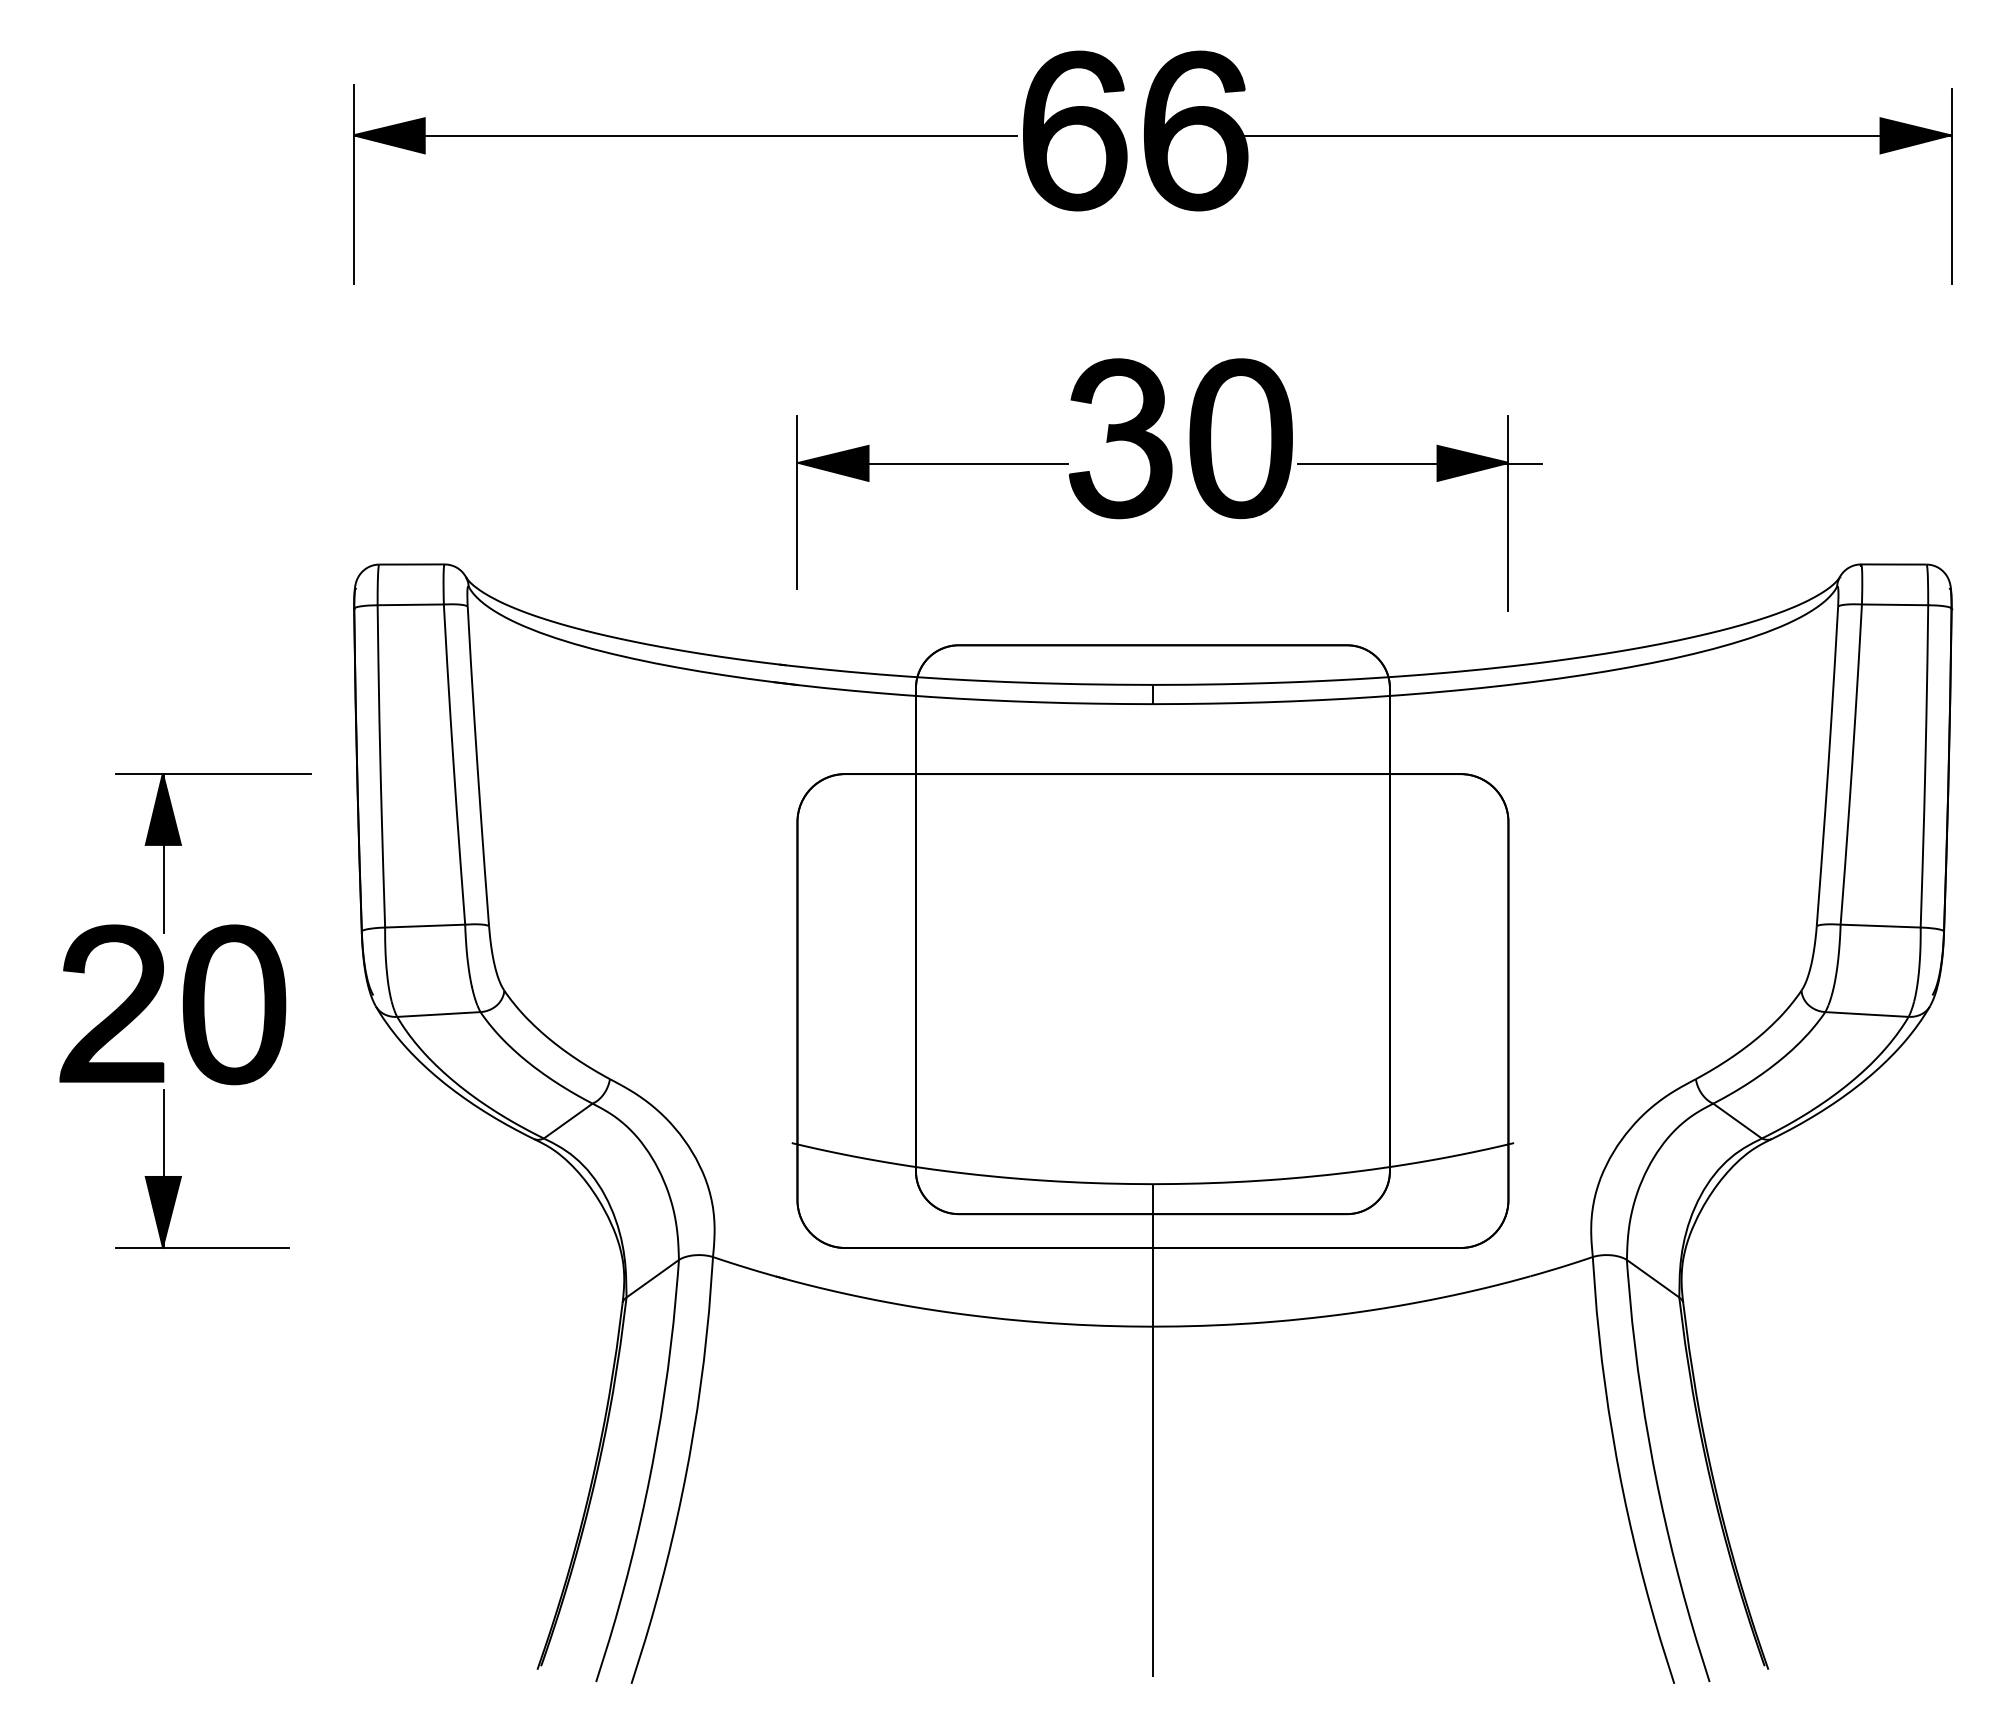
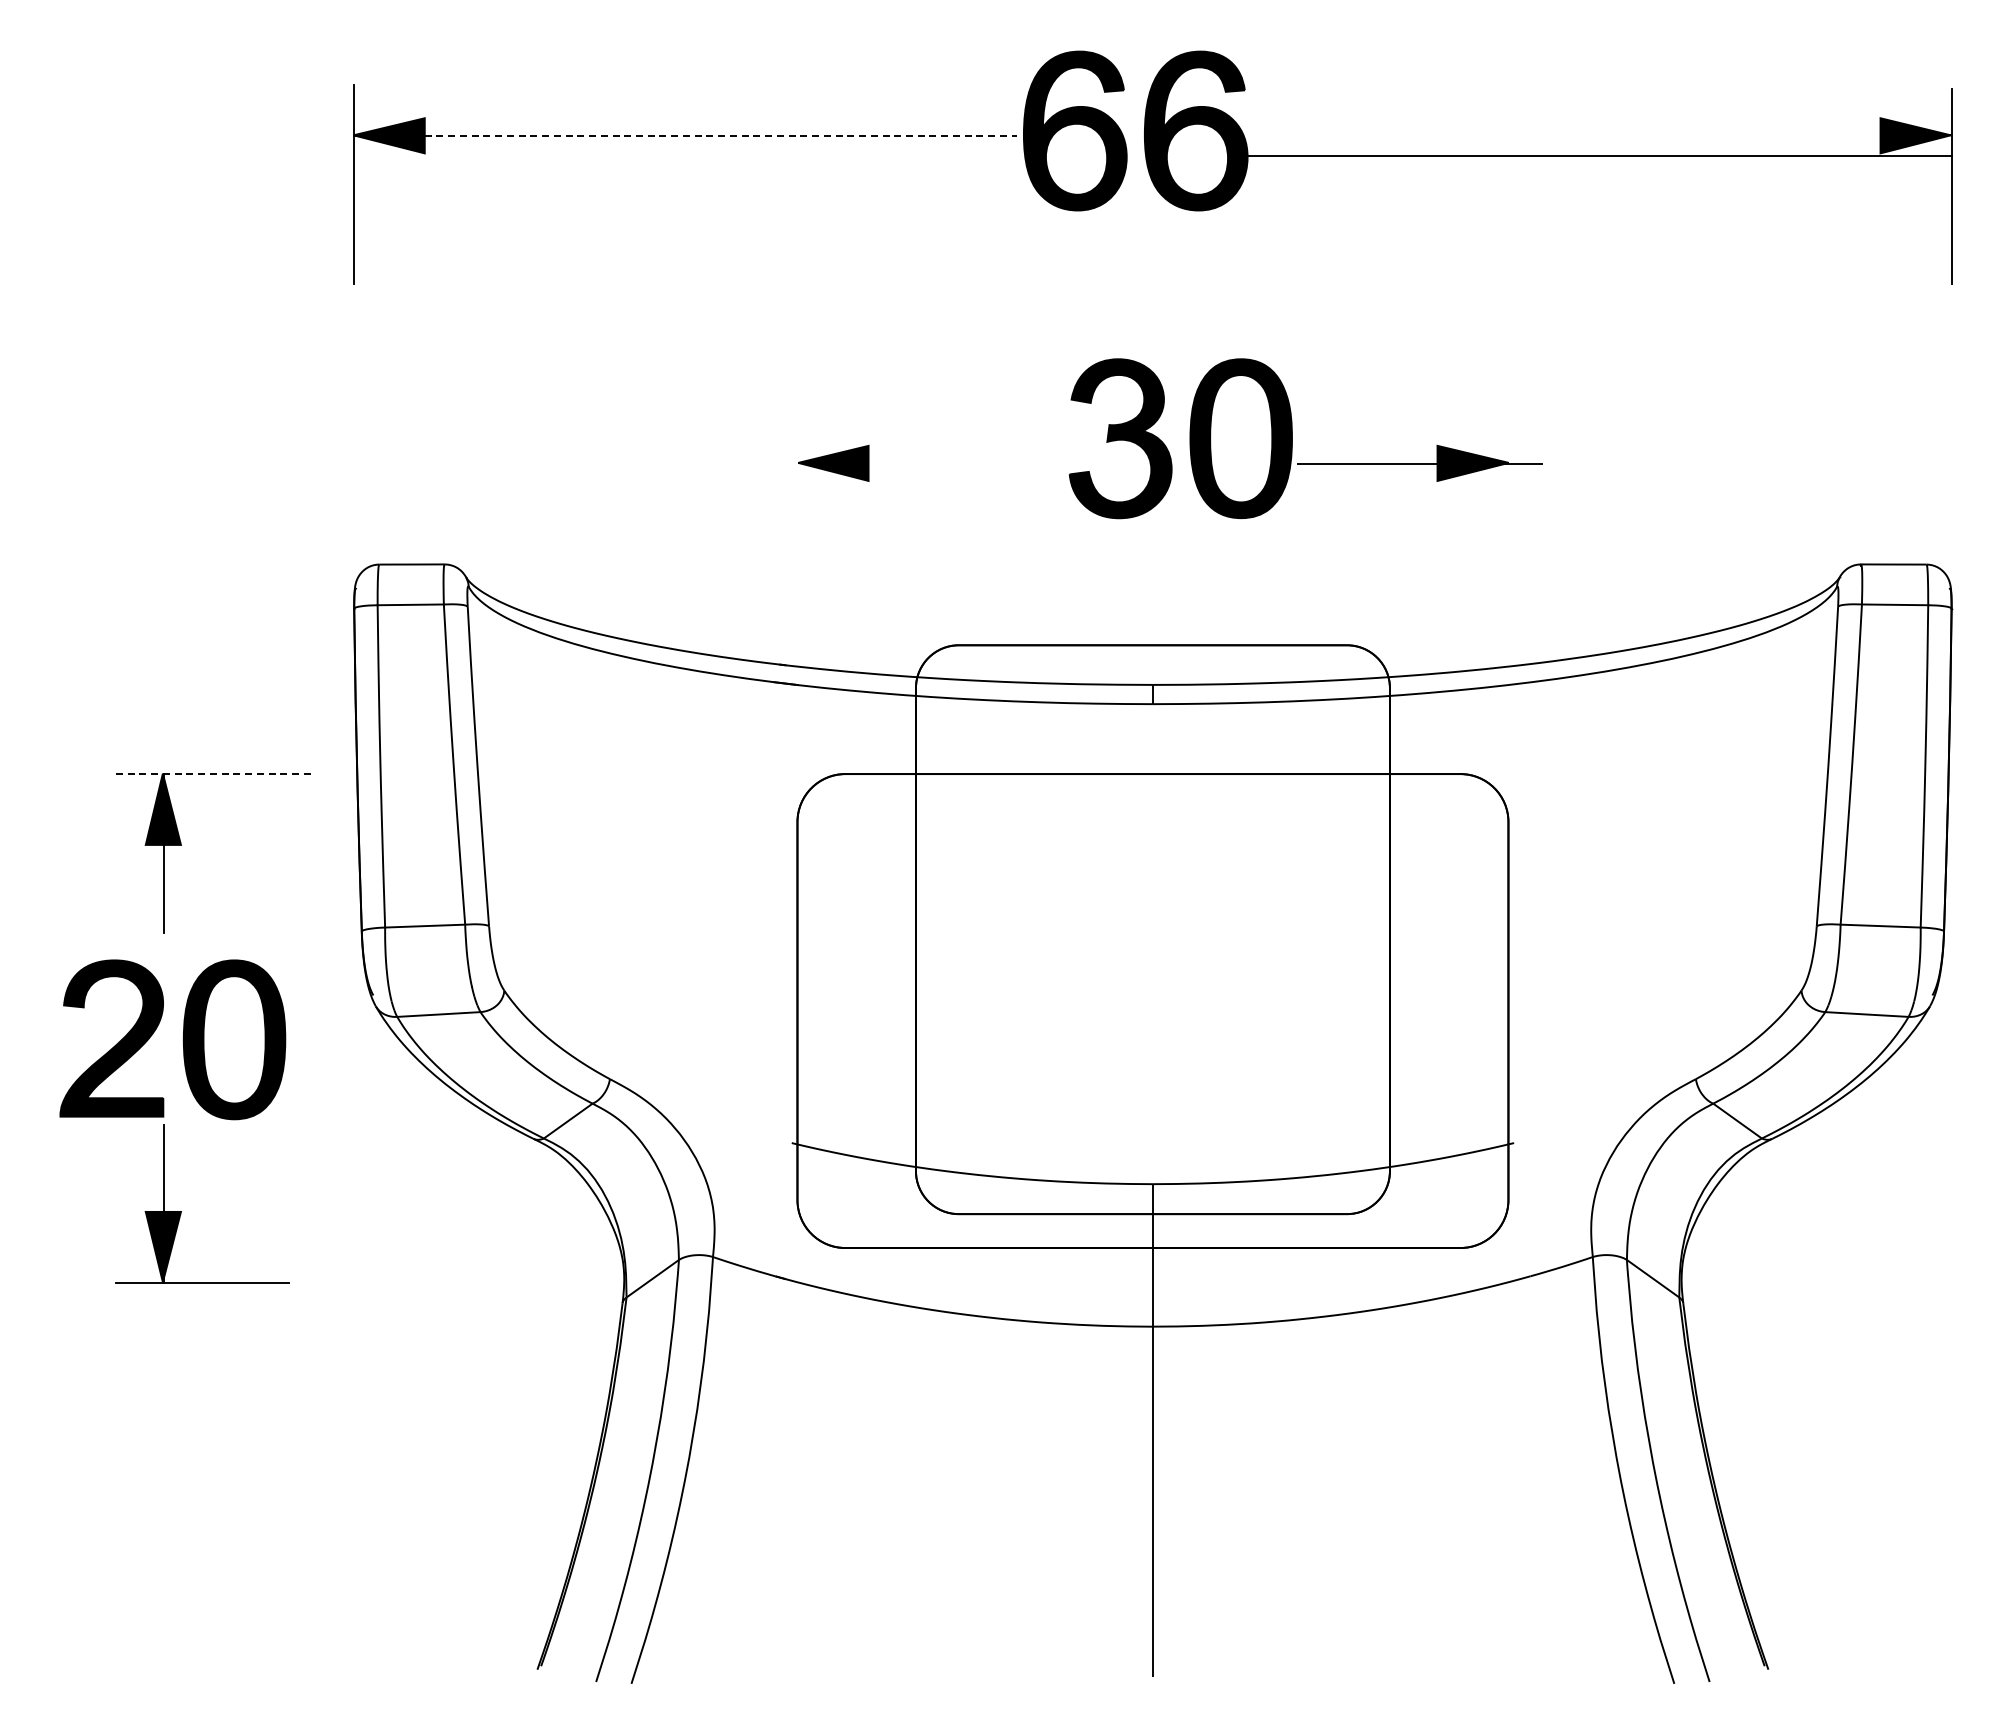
line: solid -> dashed (686, 136)
line position: (1596, 136) -> (1596, 156) (1596, 156)
line: present -> none (948, 463)
line: present -> none (797, 502)
line: present -> none (1508, 513)
line: solid -> dashed (213, 774)
part position: (164, 1089) -> (164, 1124) (164, 1124)
